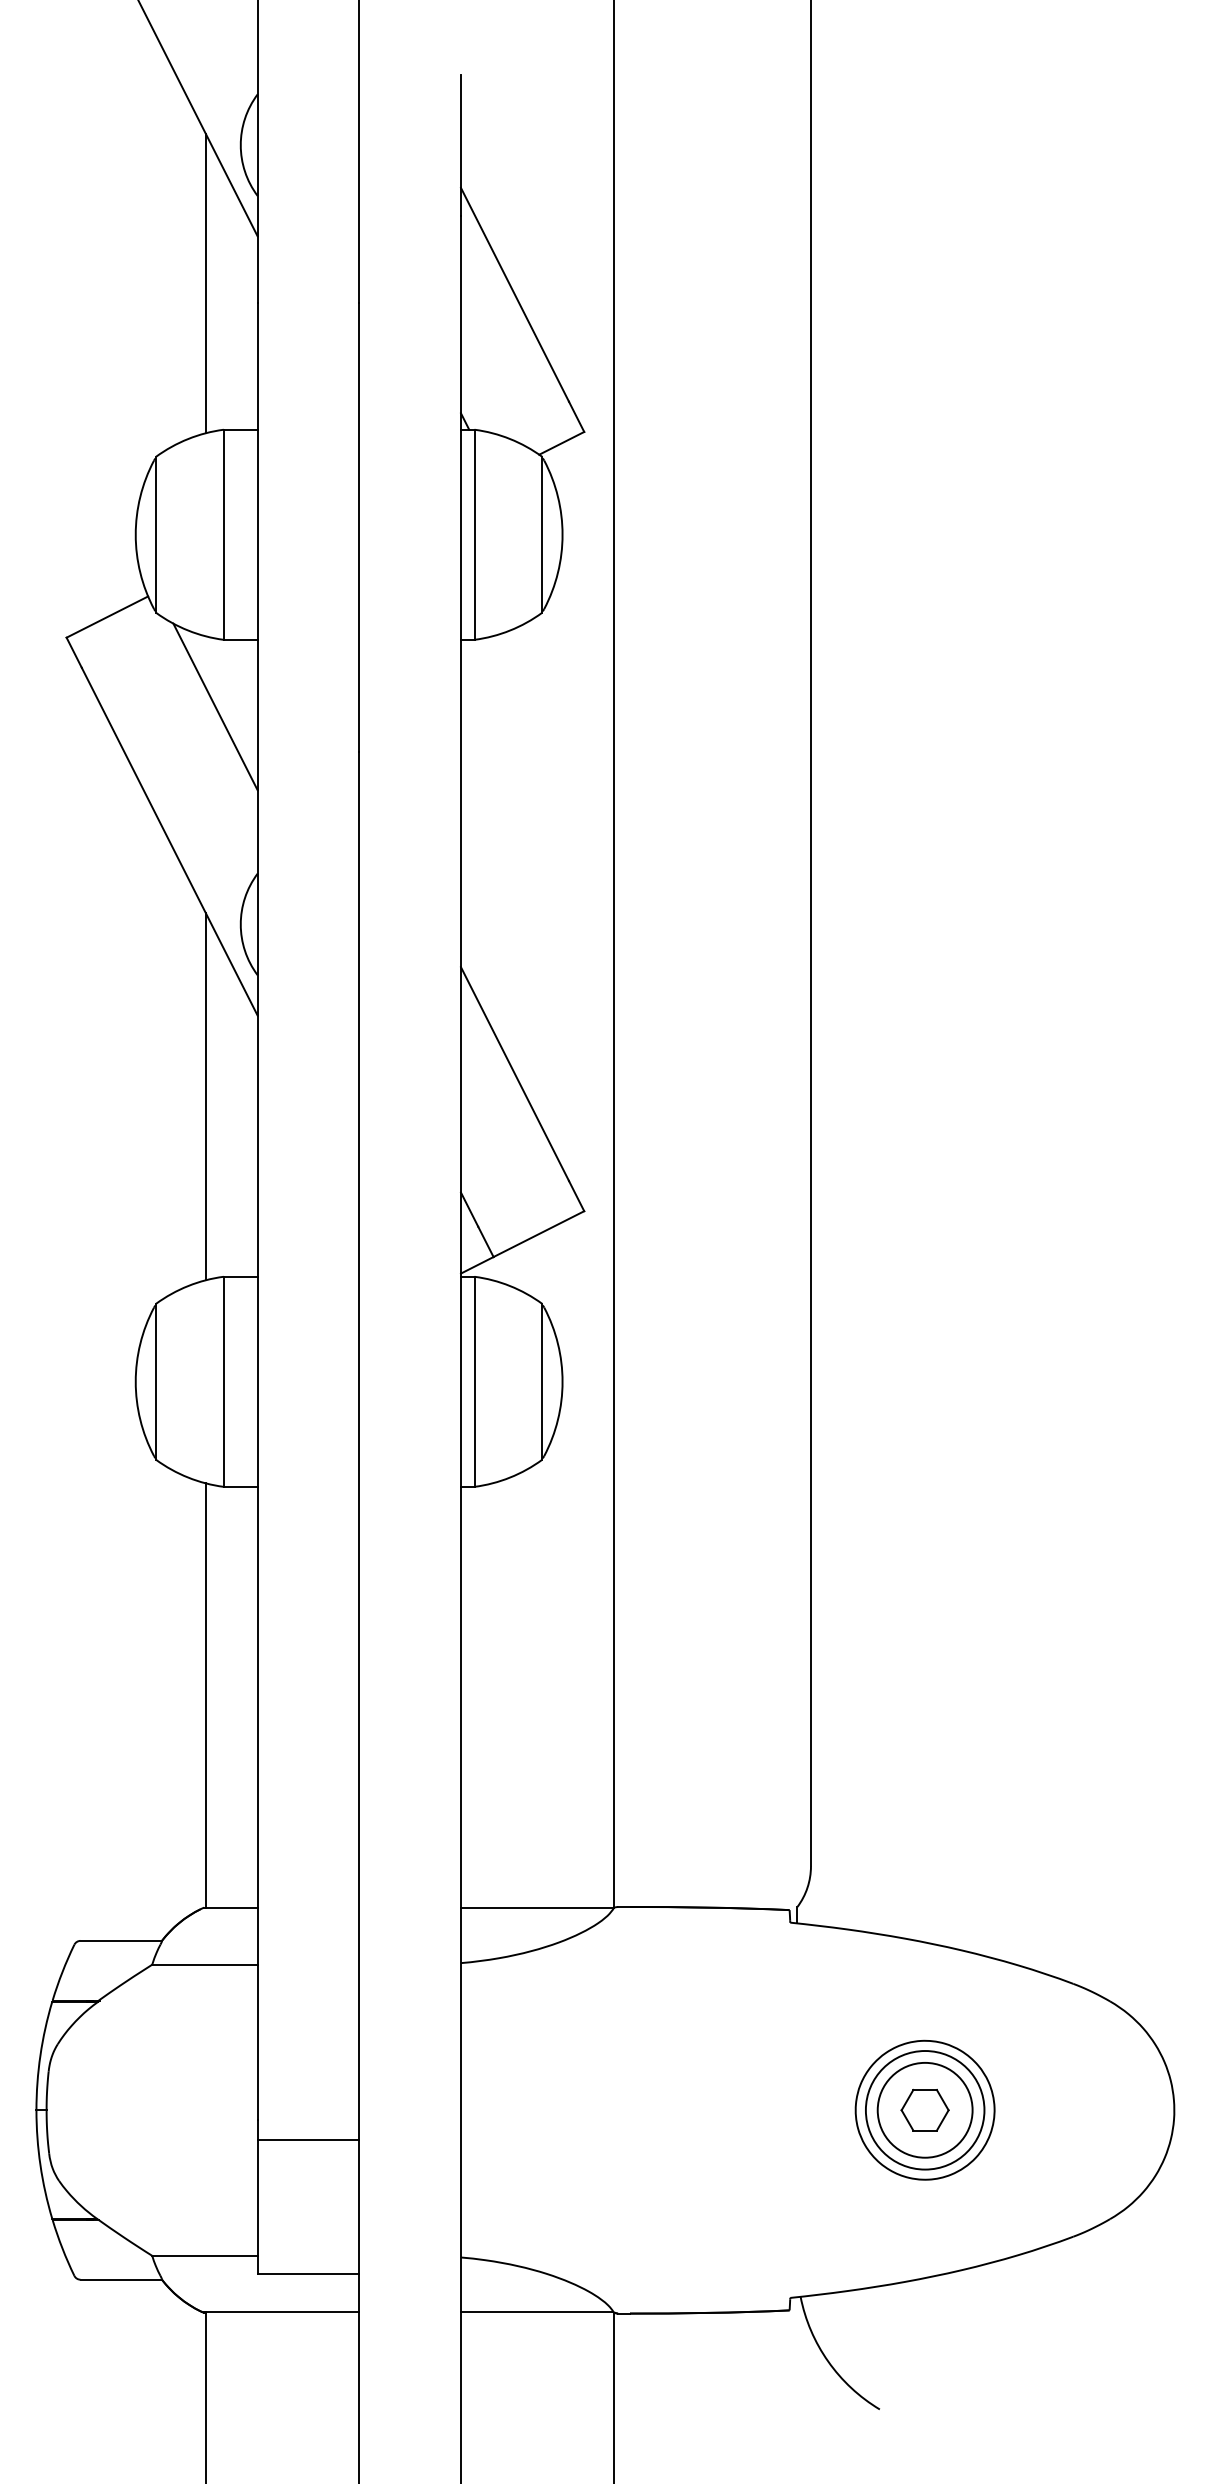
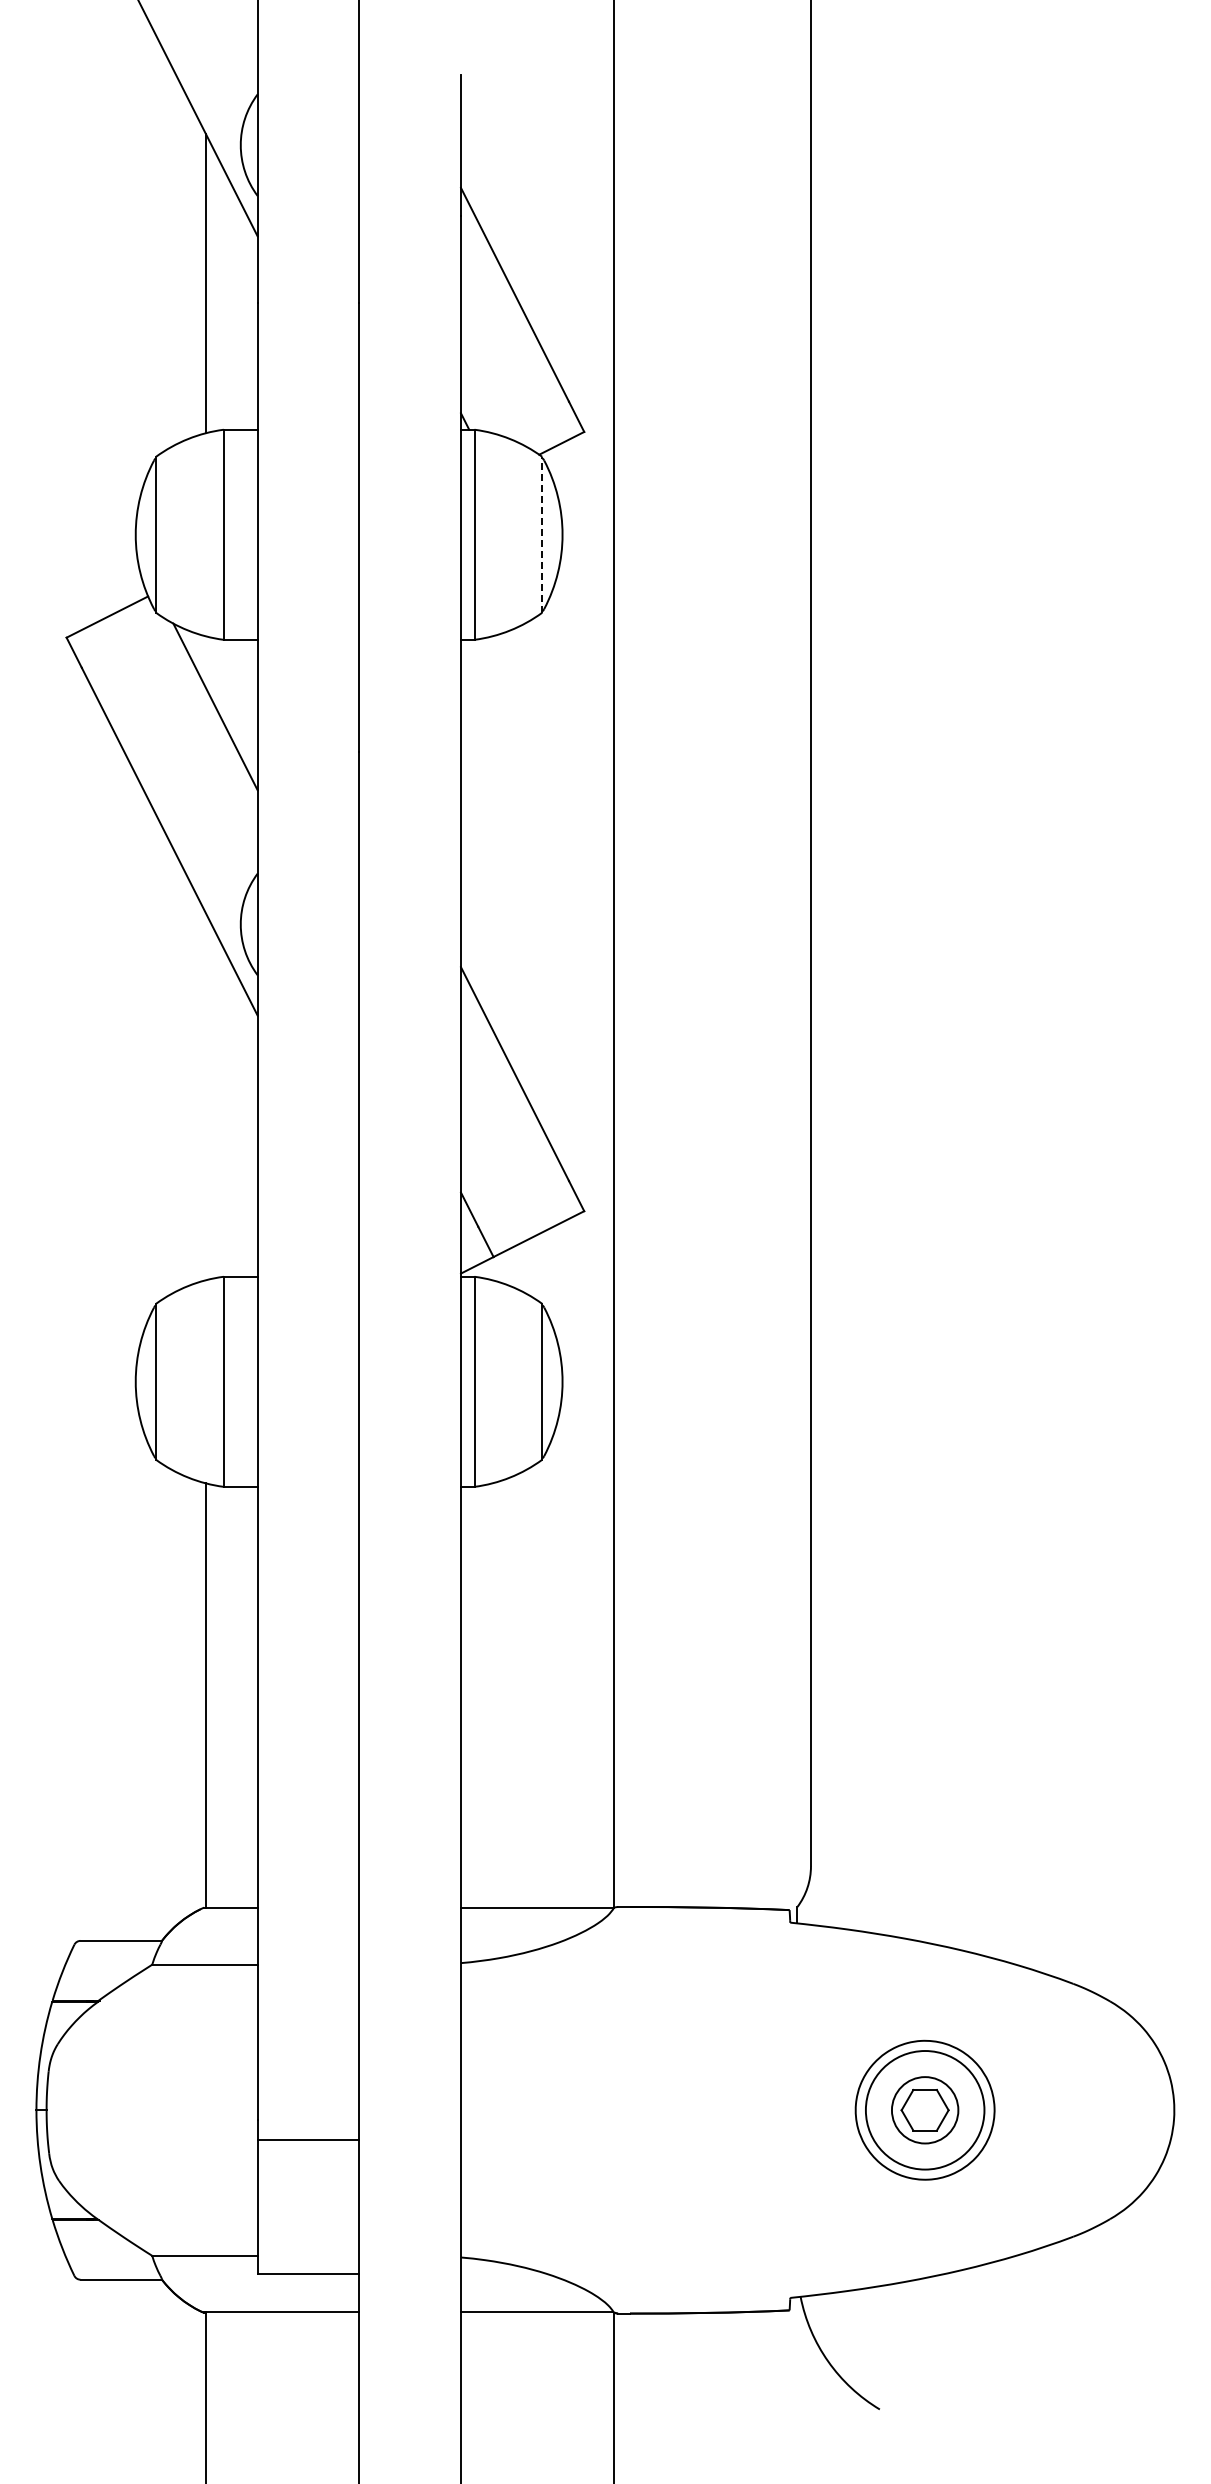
line: solid -> dashed (542, 534)
line: present -> none (205, 1096)
circle diameter: 95 px -> 66 px (924, 2110)
